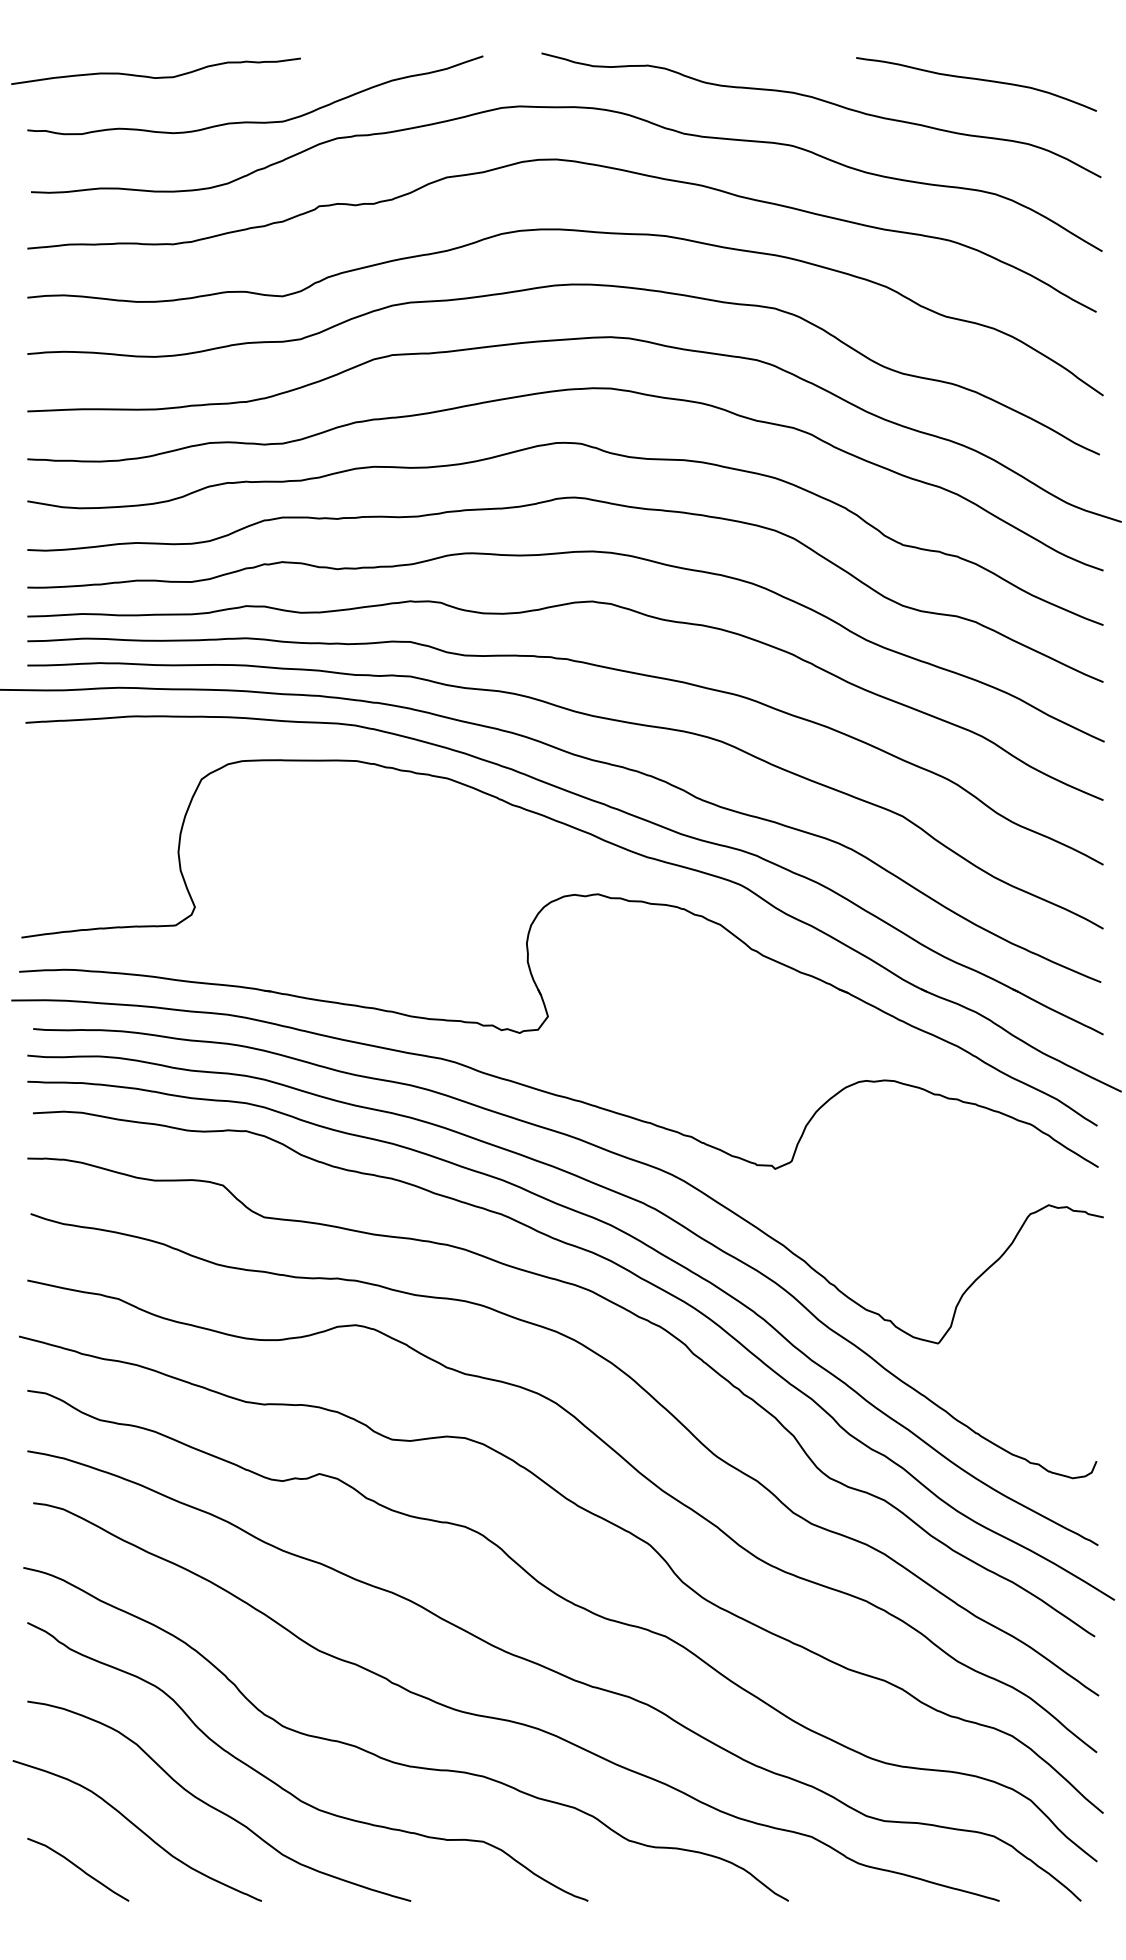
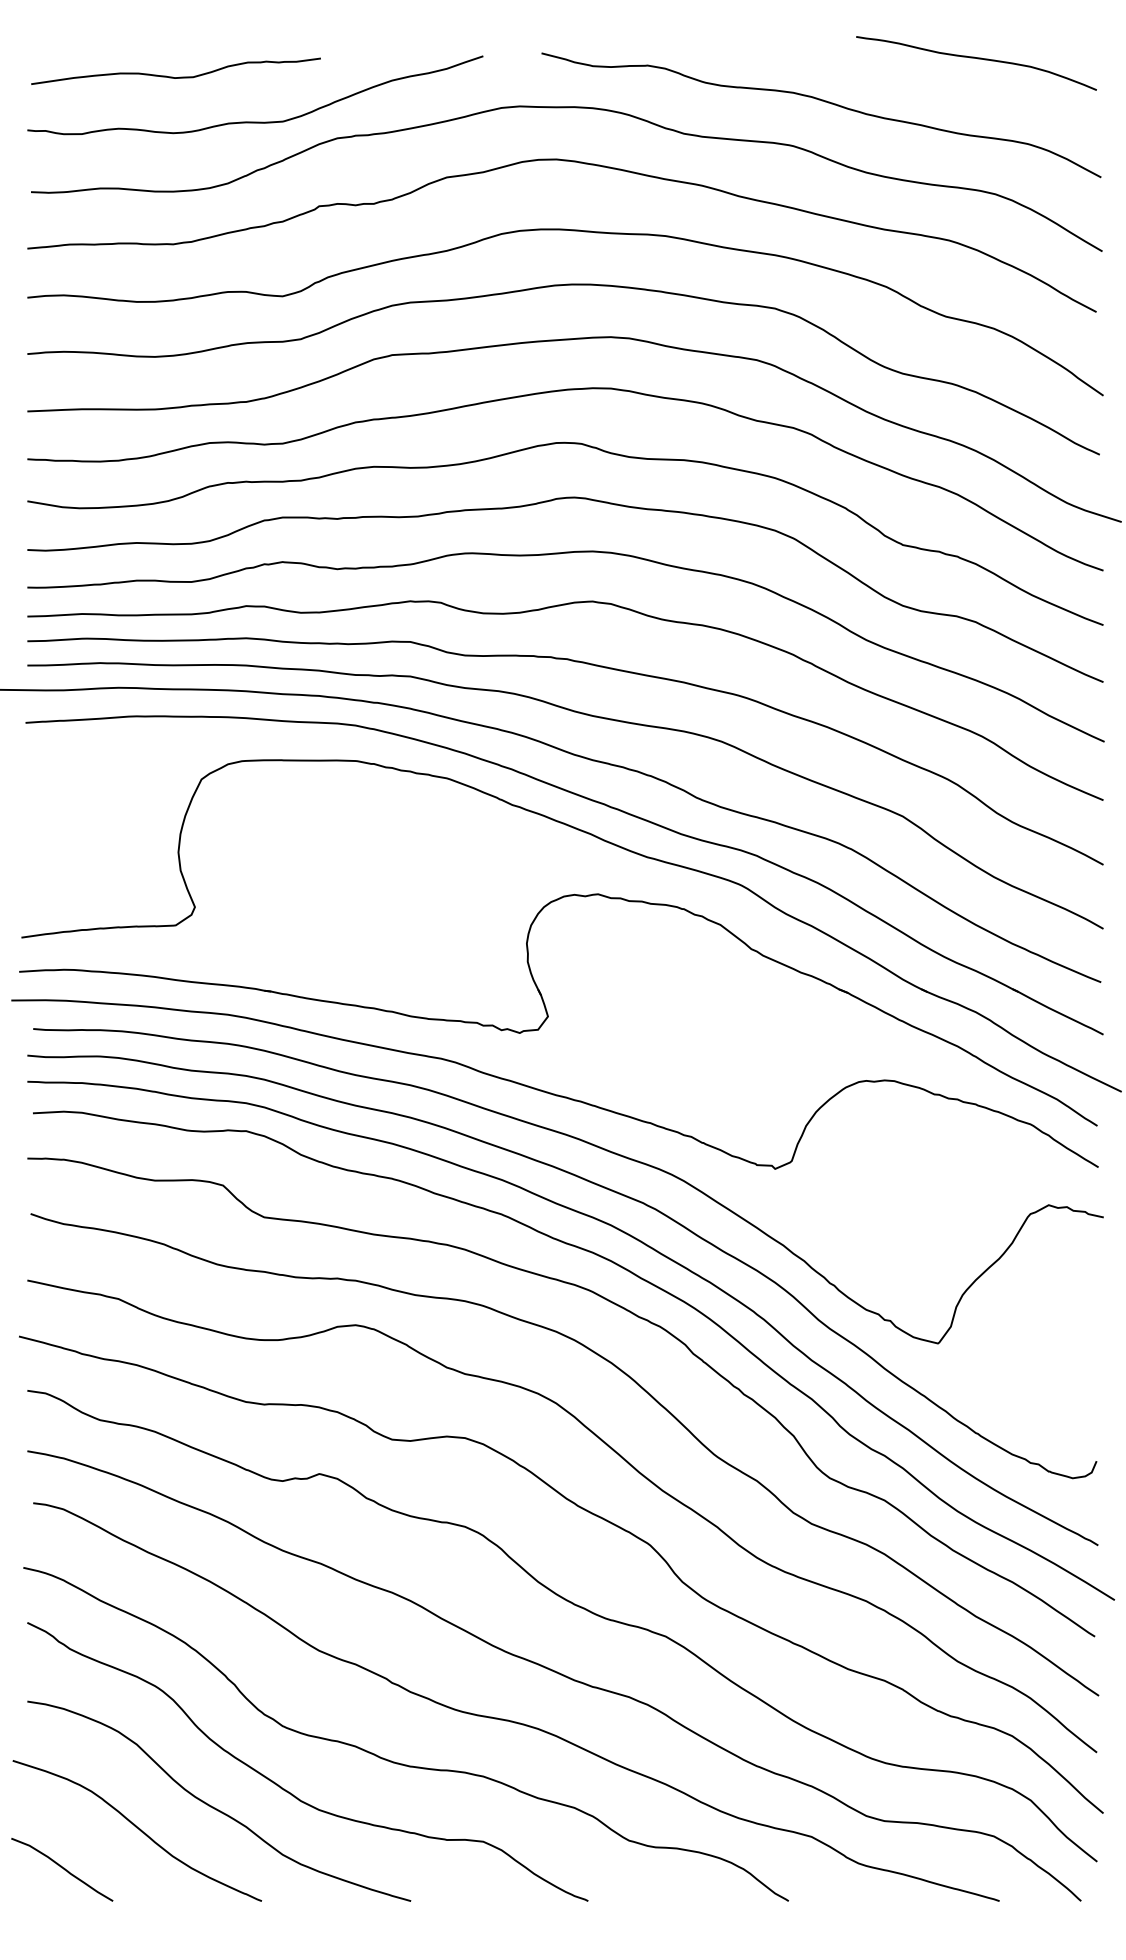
curve position: (152, 76) -> (172, 76) (172, 76)
curve position: (977, 80) -> (977, 59) (977, 59)
curve position: (78, 1868) -> (62, 1868) (62, 1868)
